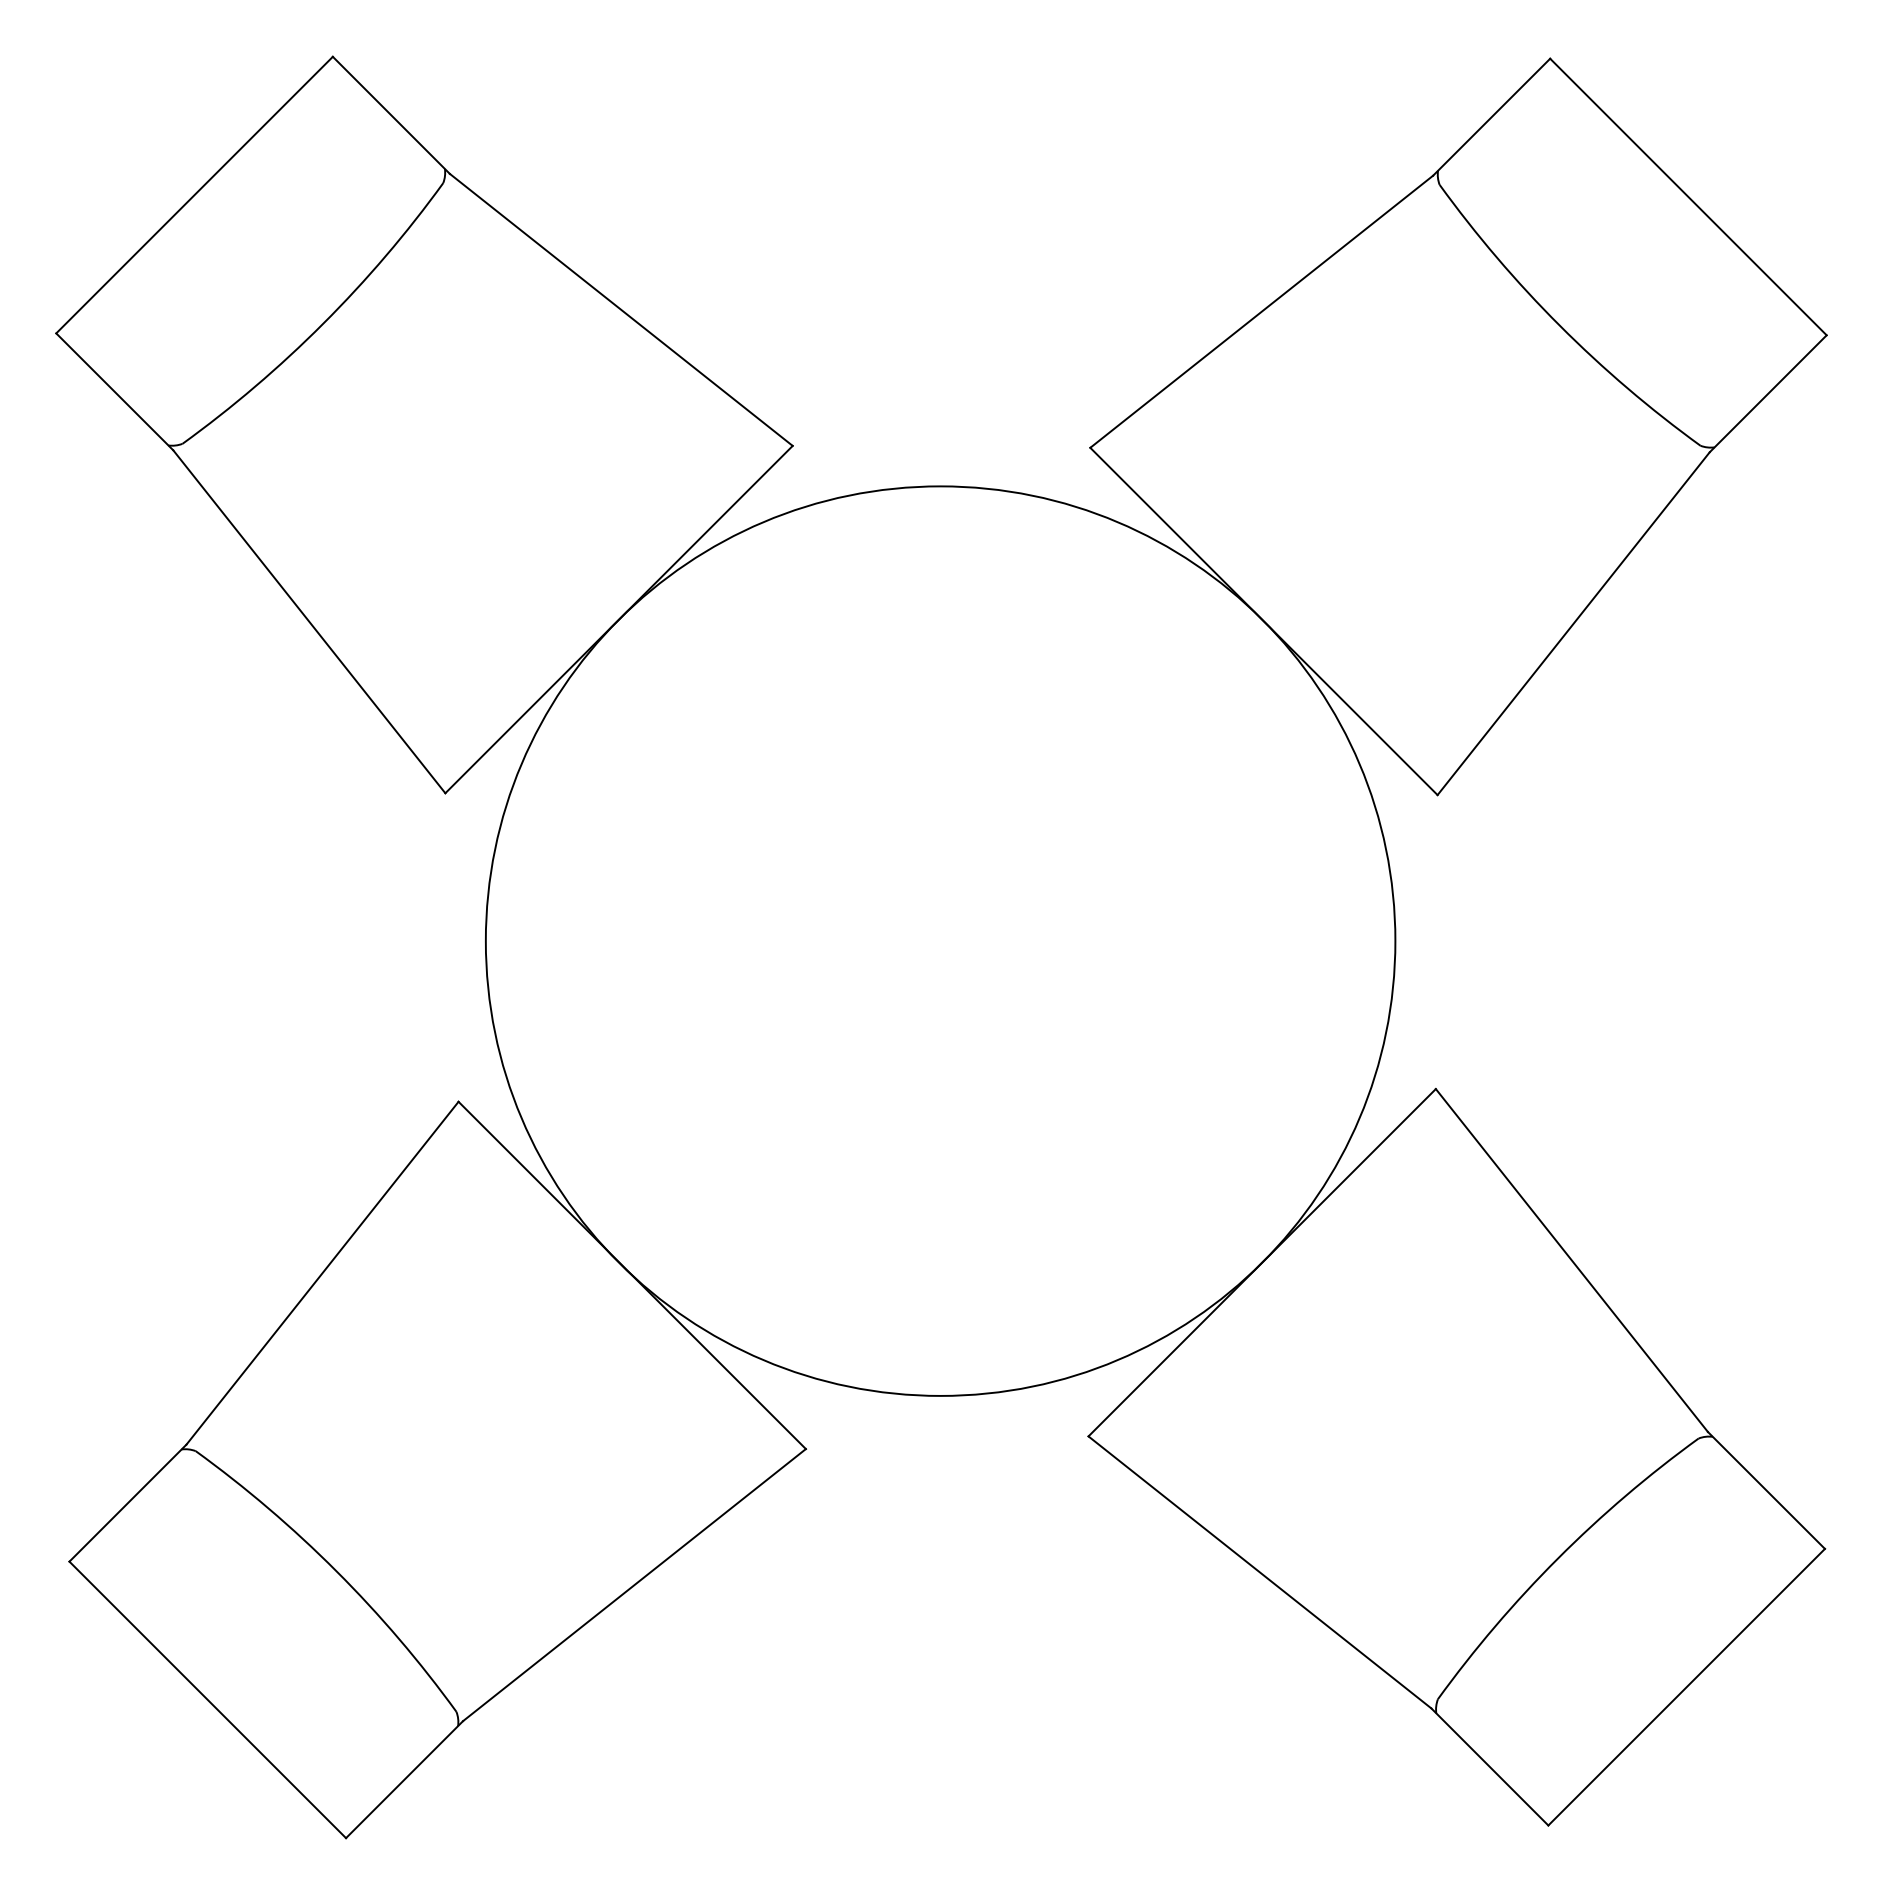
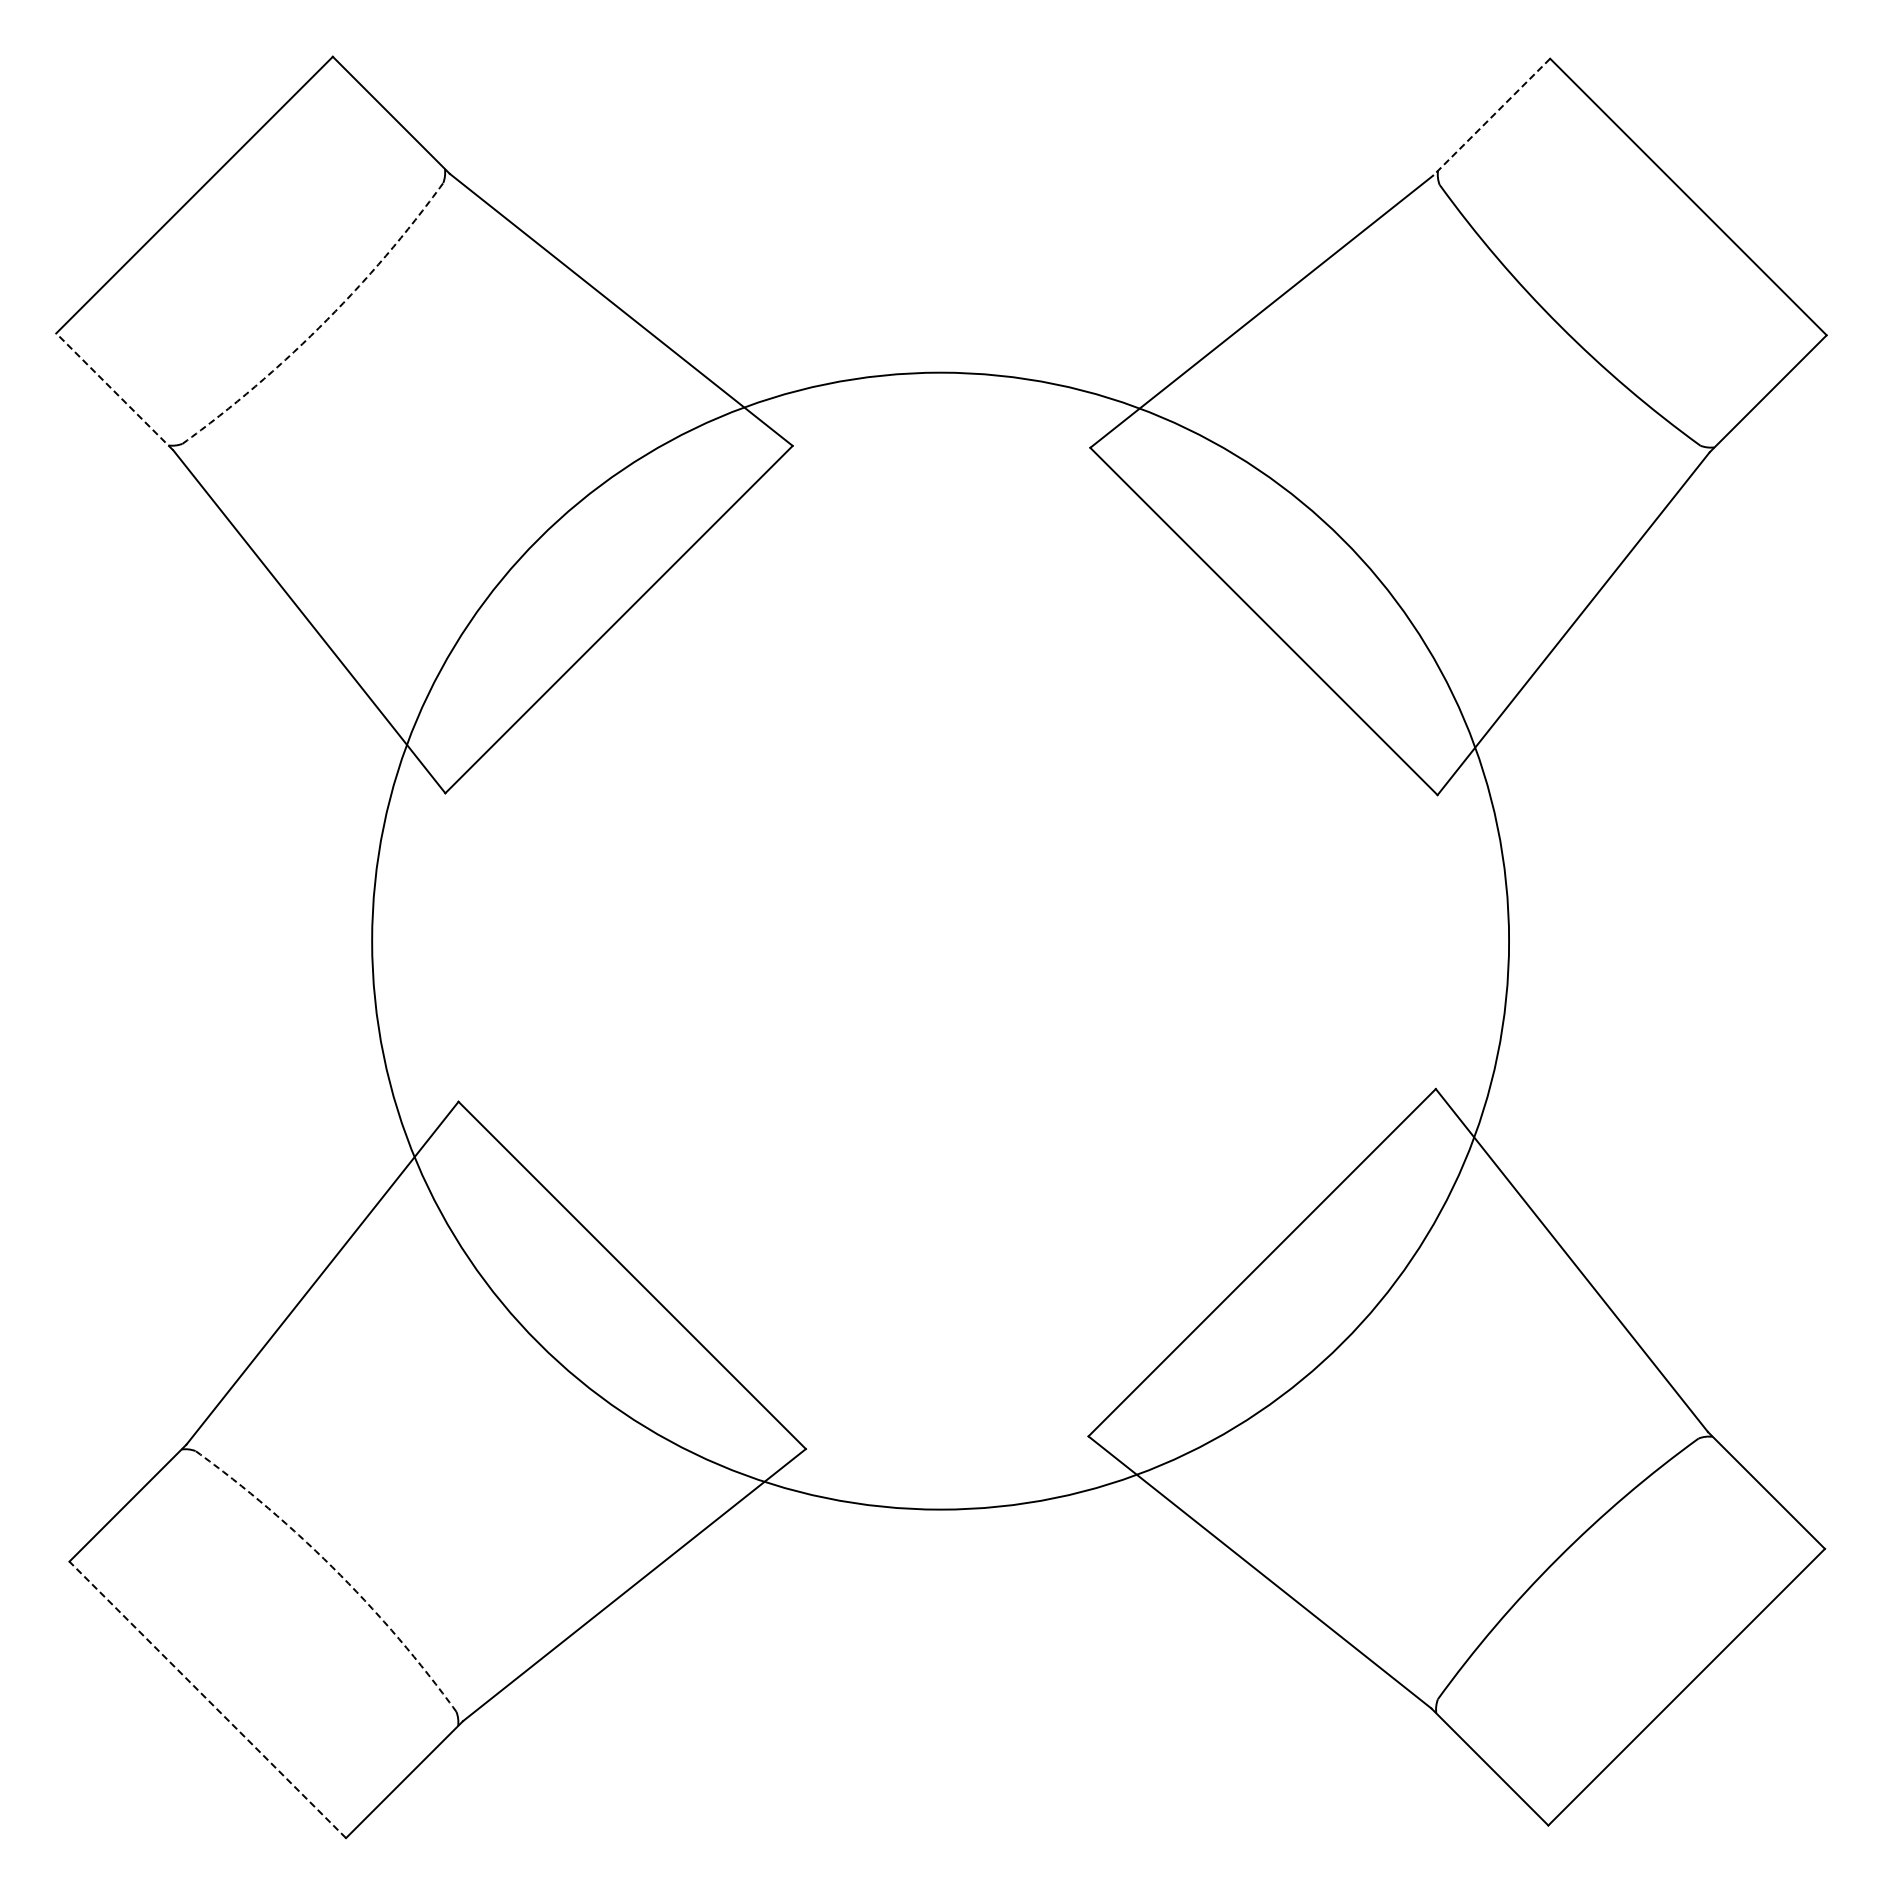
line: solid -> dashed (1491, 117)
arc: solid -> dashed (323, 323)
line: solid -> dashed (114, 391)
circle diameter: 910 px -> 1137 px (940, 940)
arc: solid -> dashed (336, 1571)
line: solid -> dashed (207, 1699)
